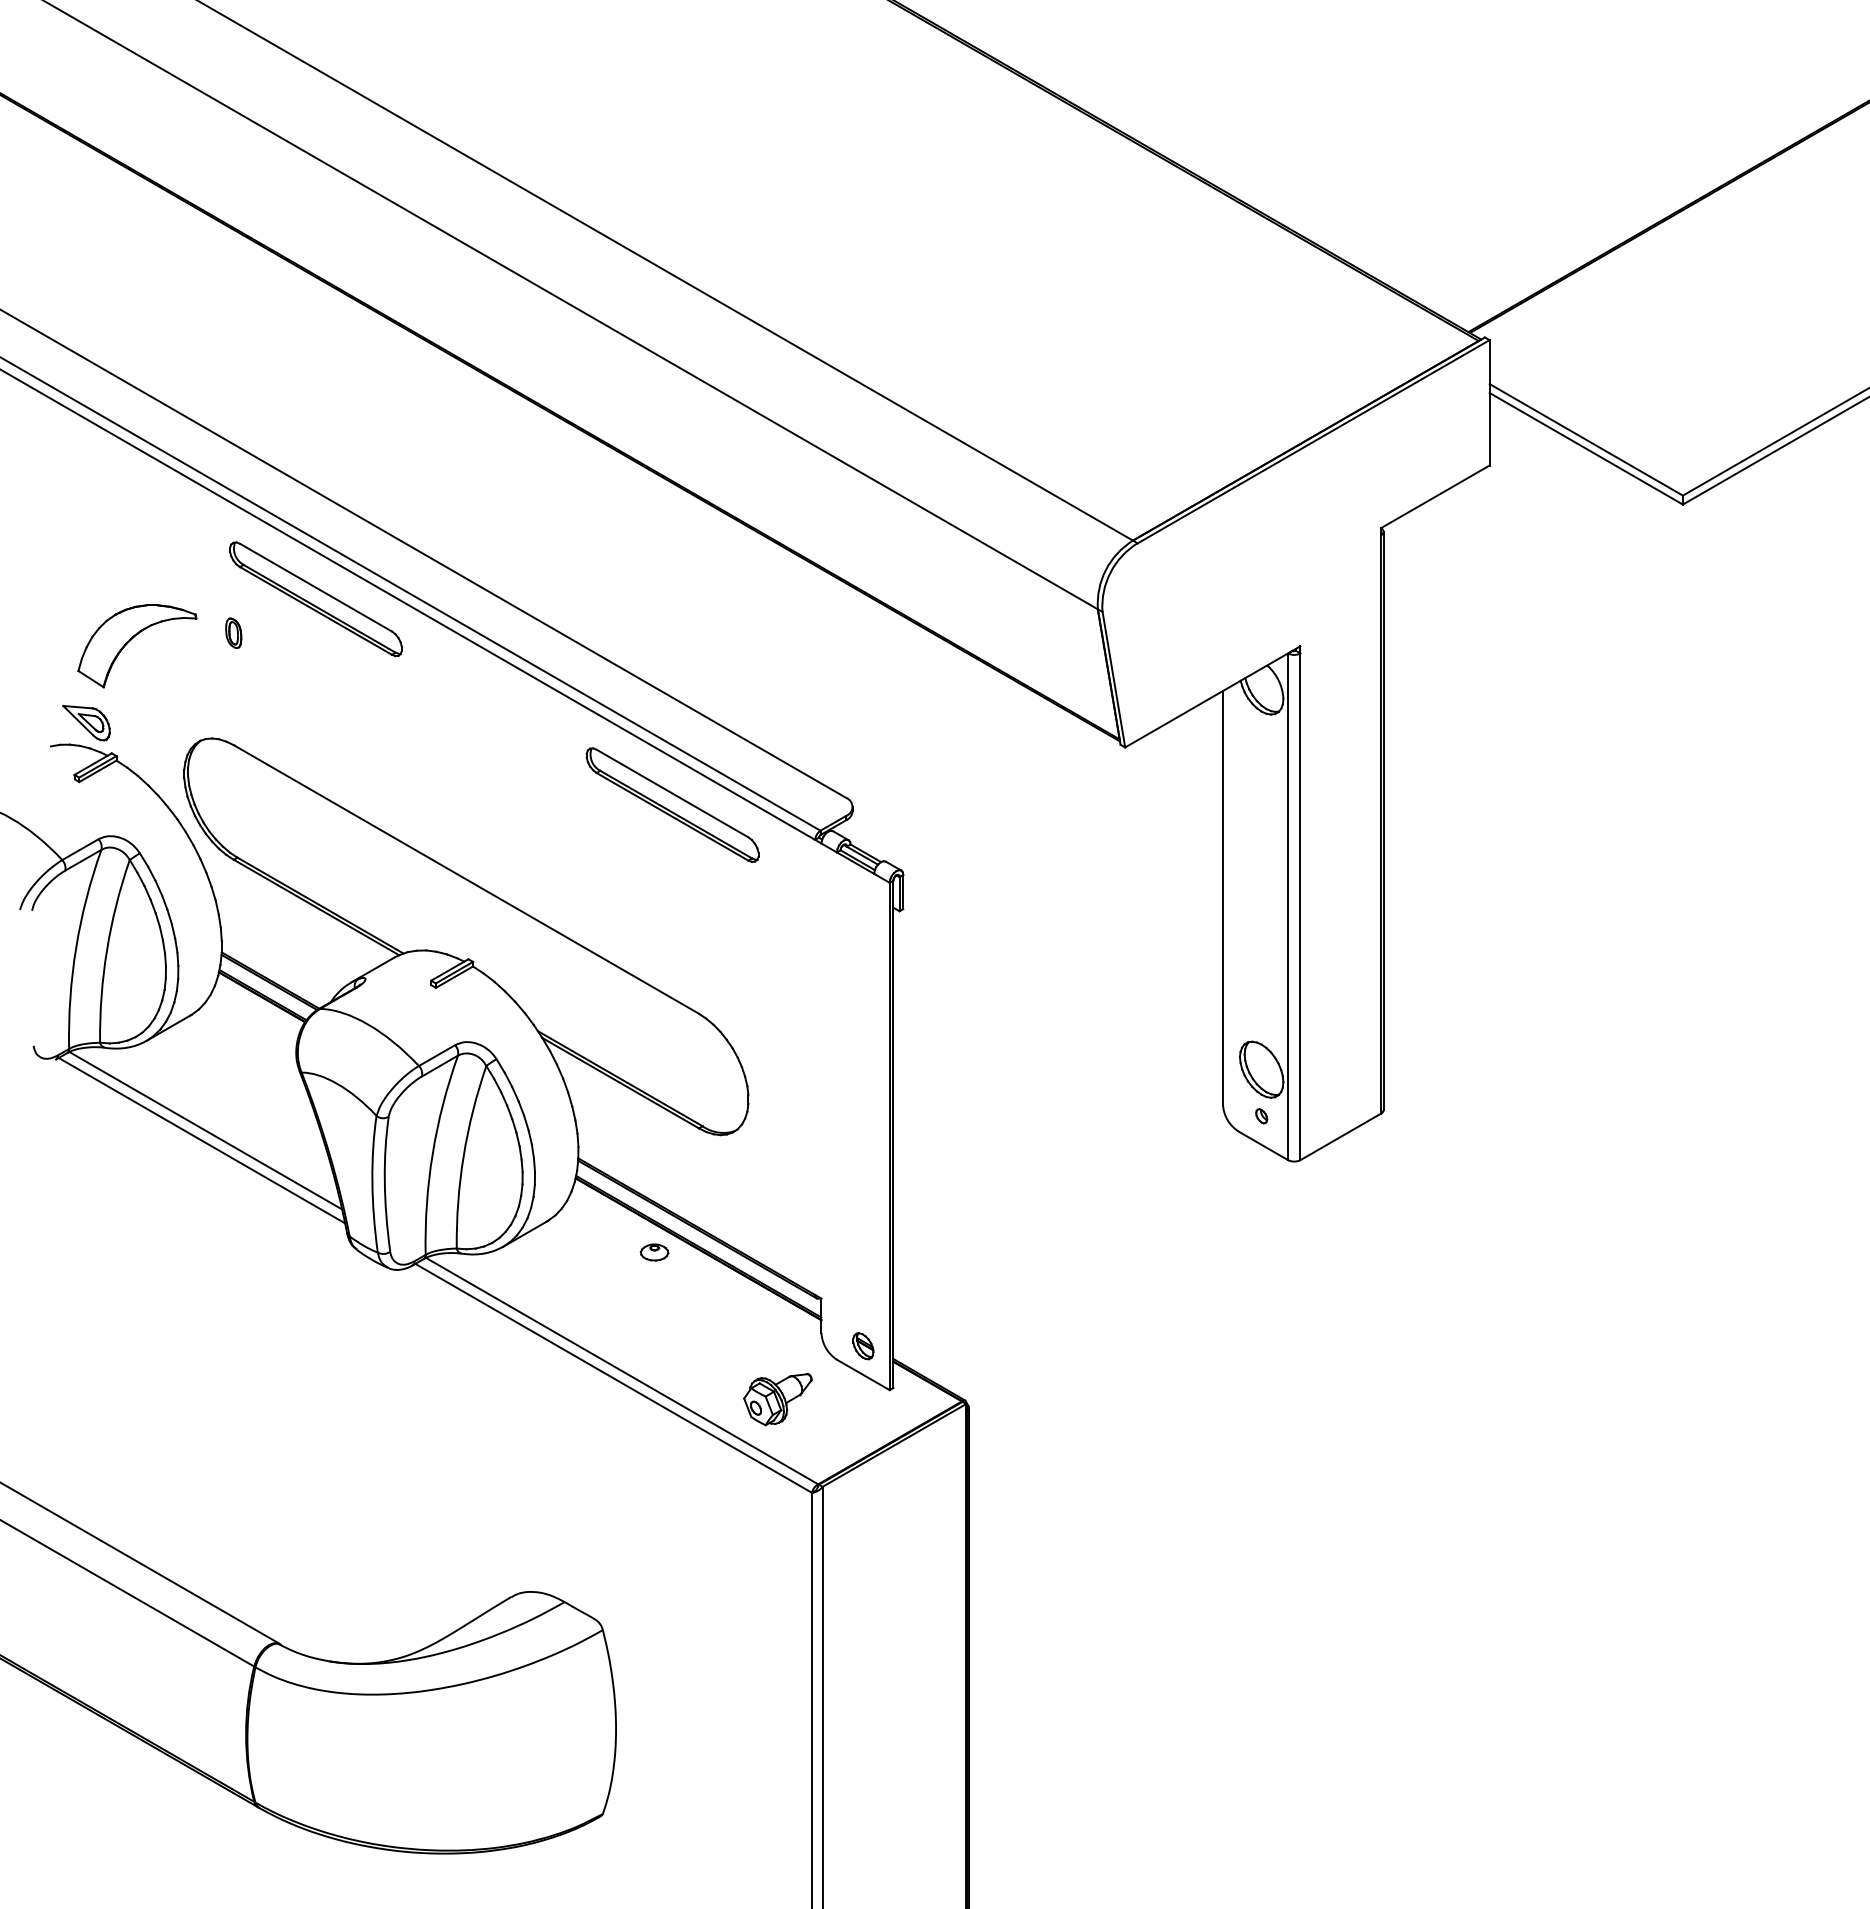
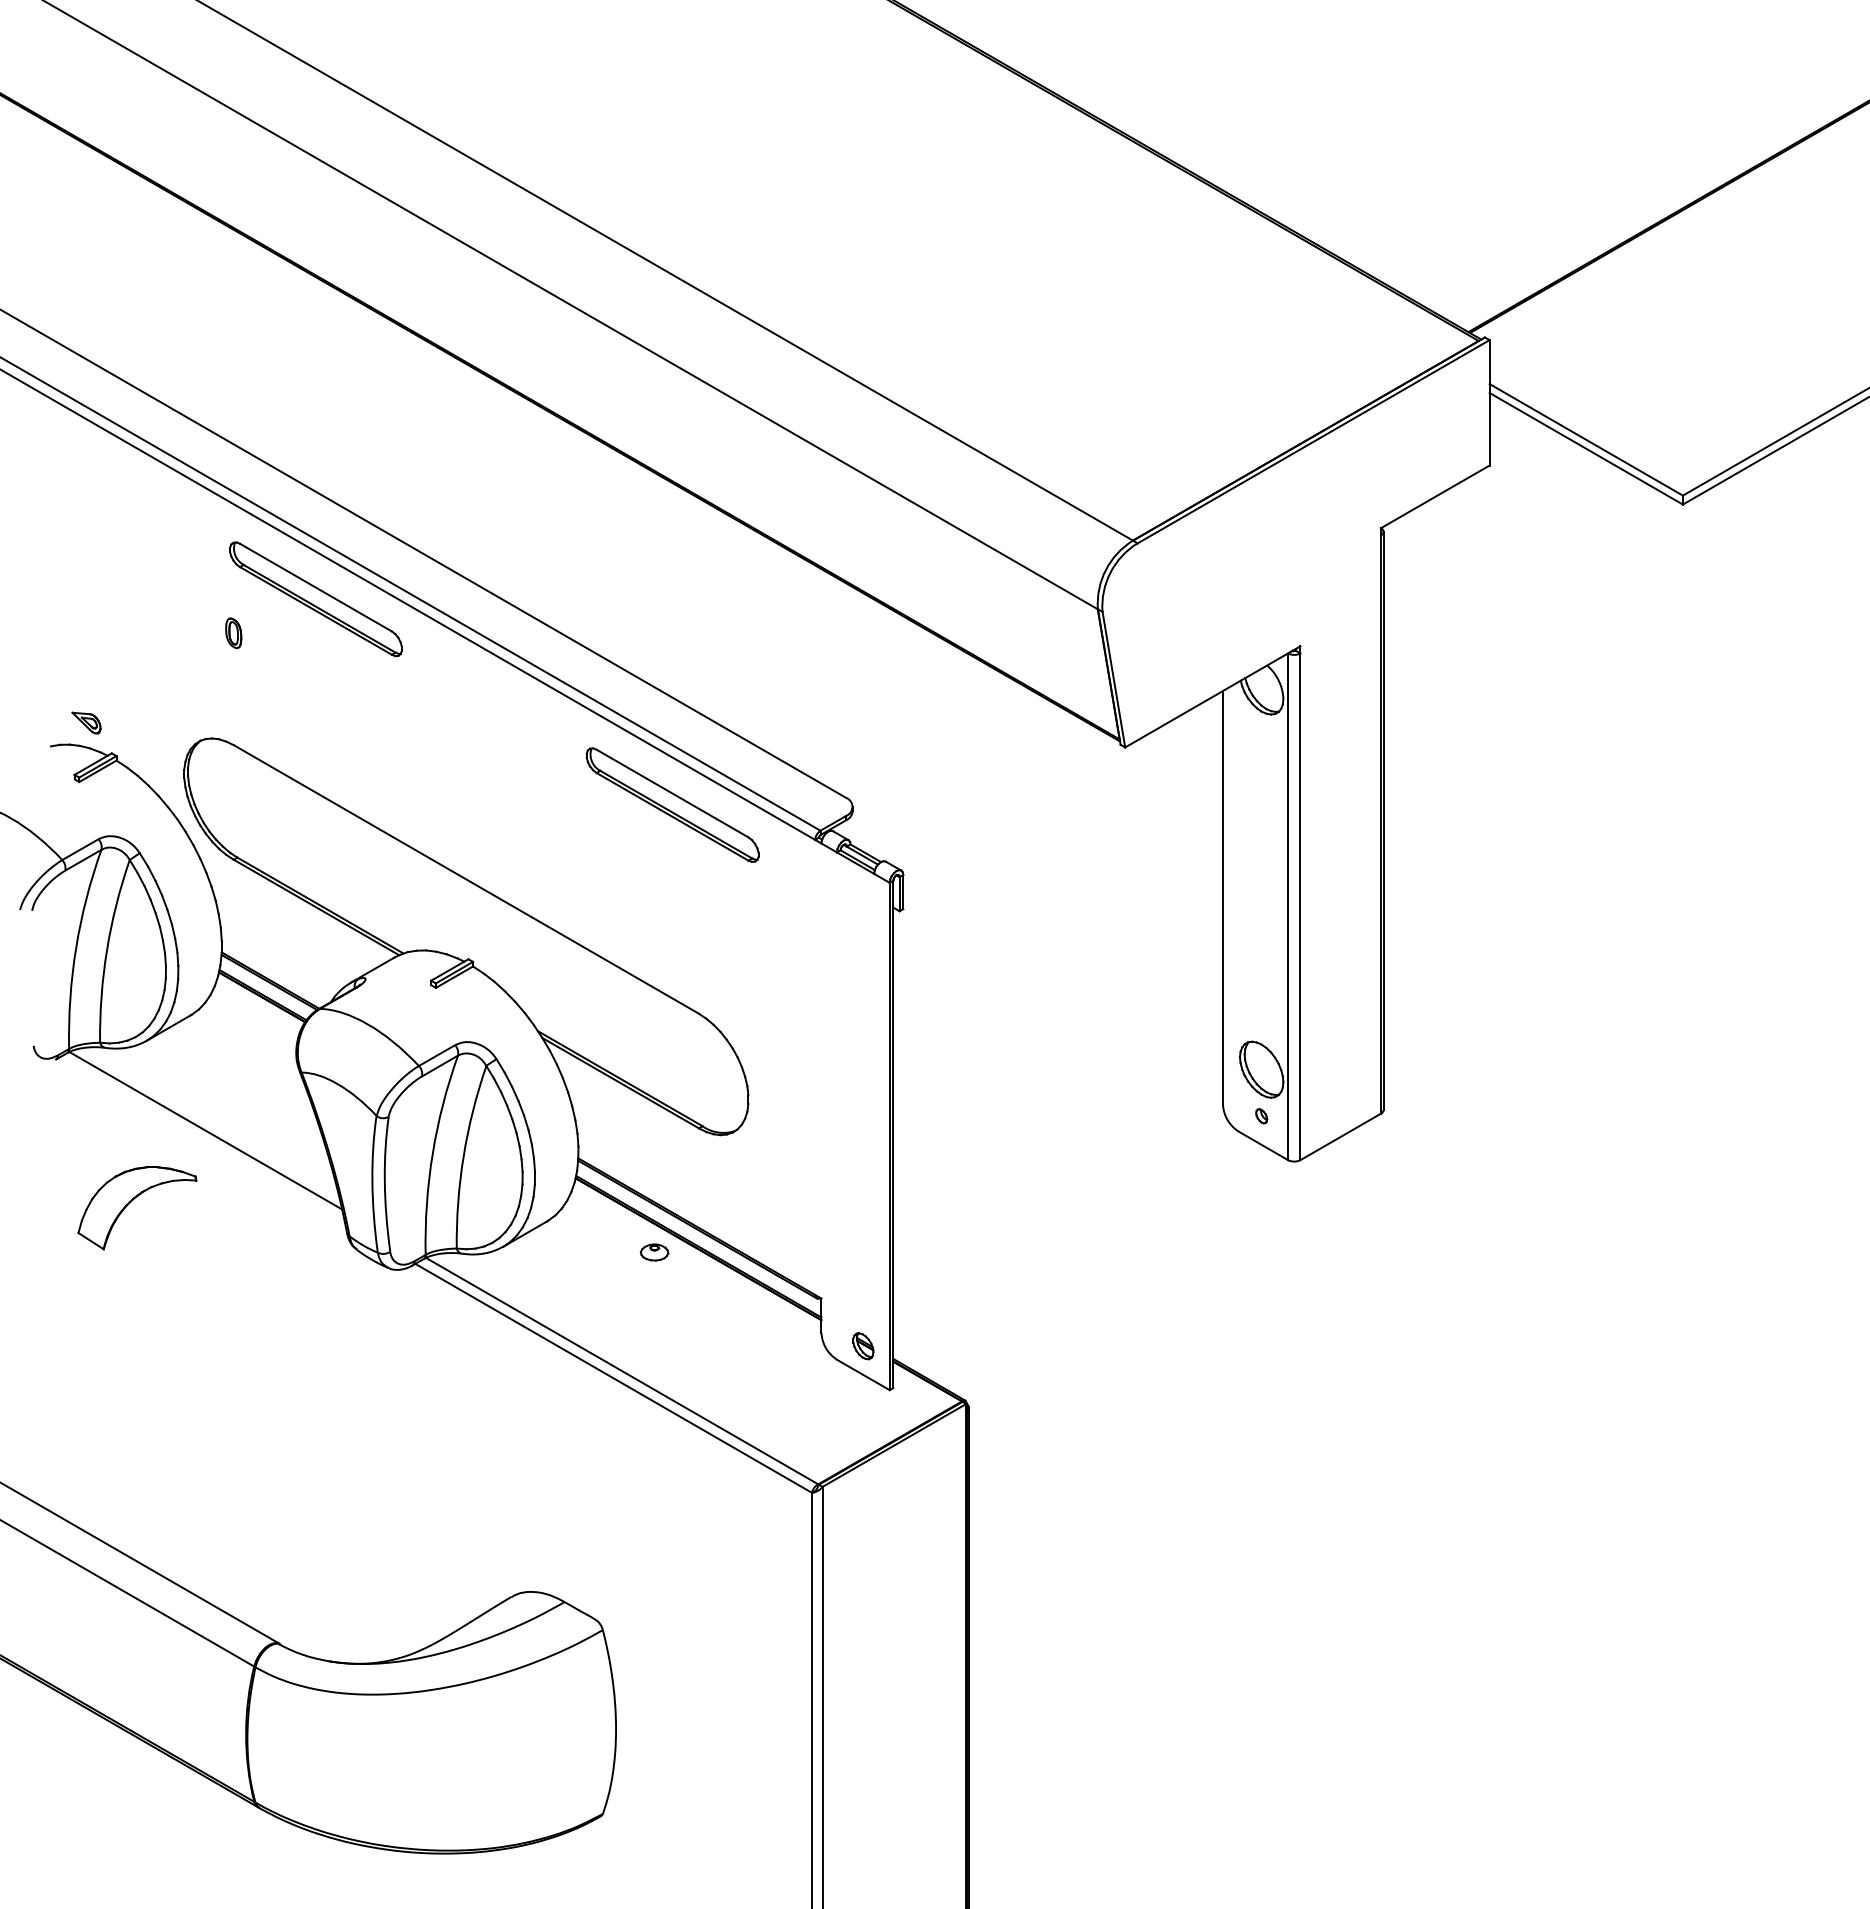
part position: (131, 640) -> (131, 1202) (131, 1202)
part size: 49x38 px -> 31x24 px (86, 722)
line: present -> none (201, 1140)
part: present -> none (777, 1399)
